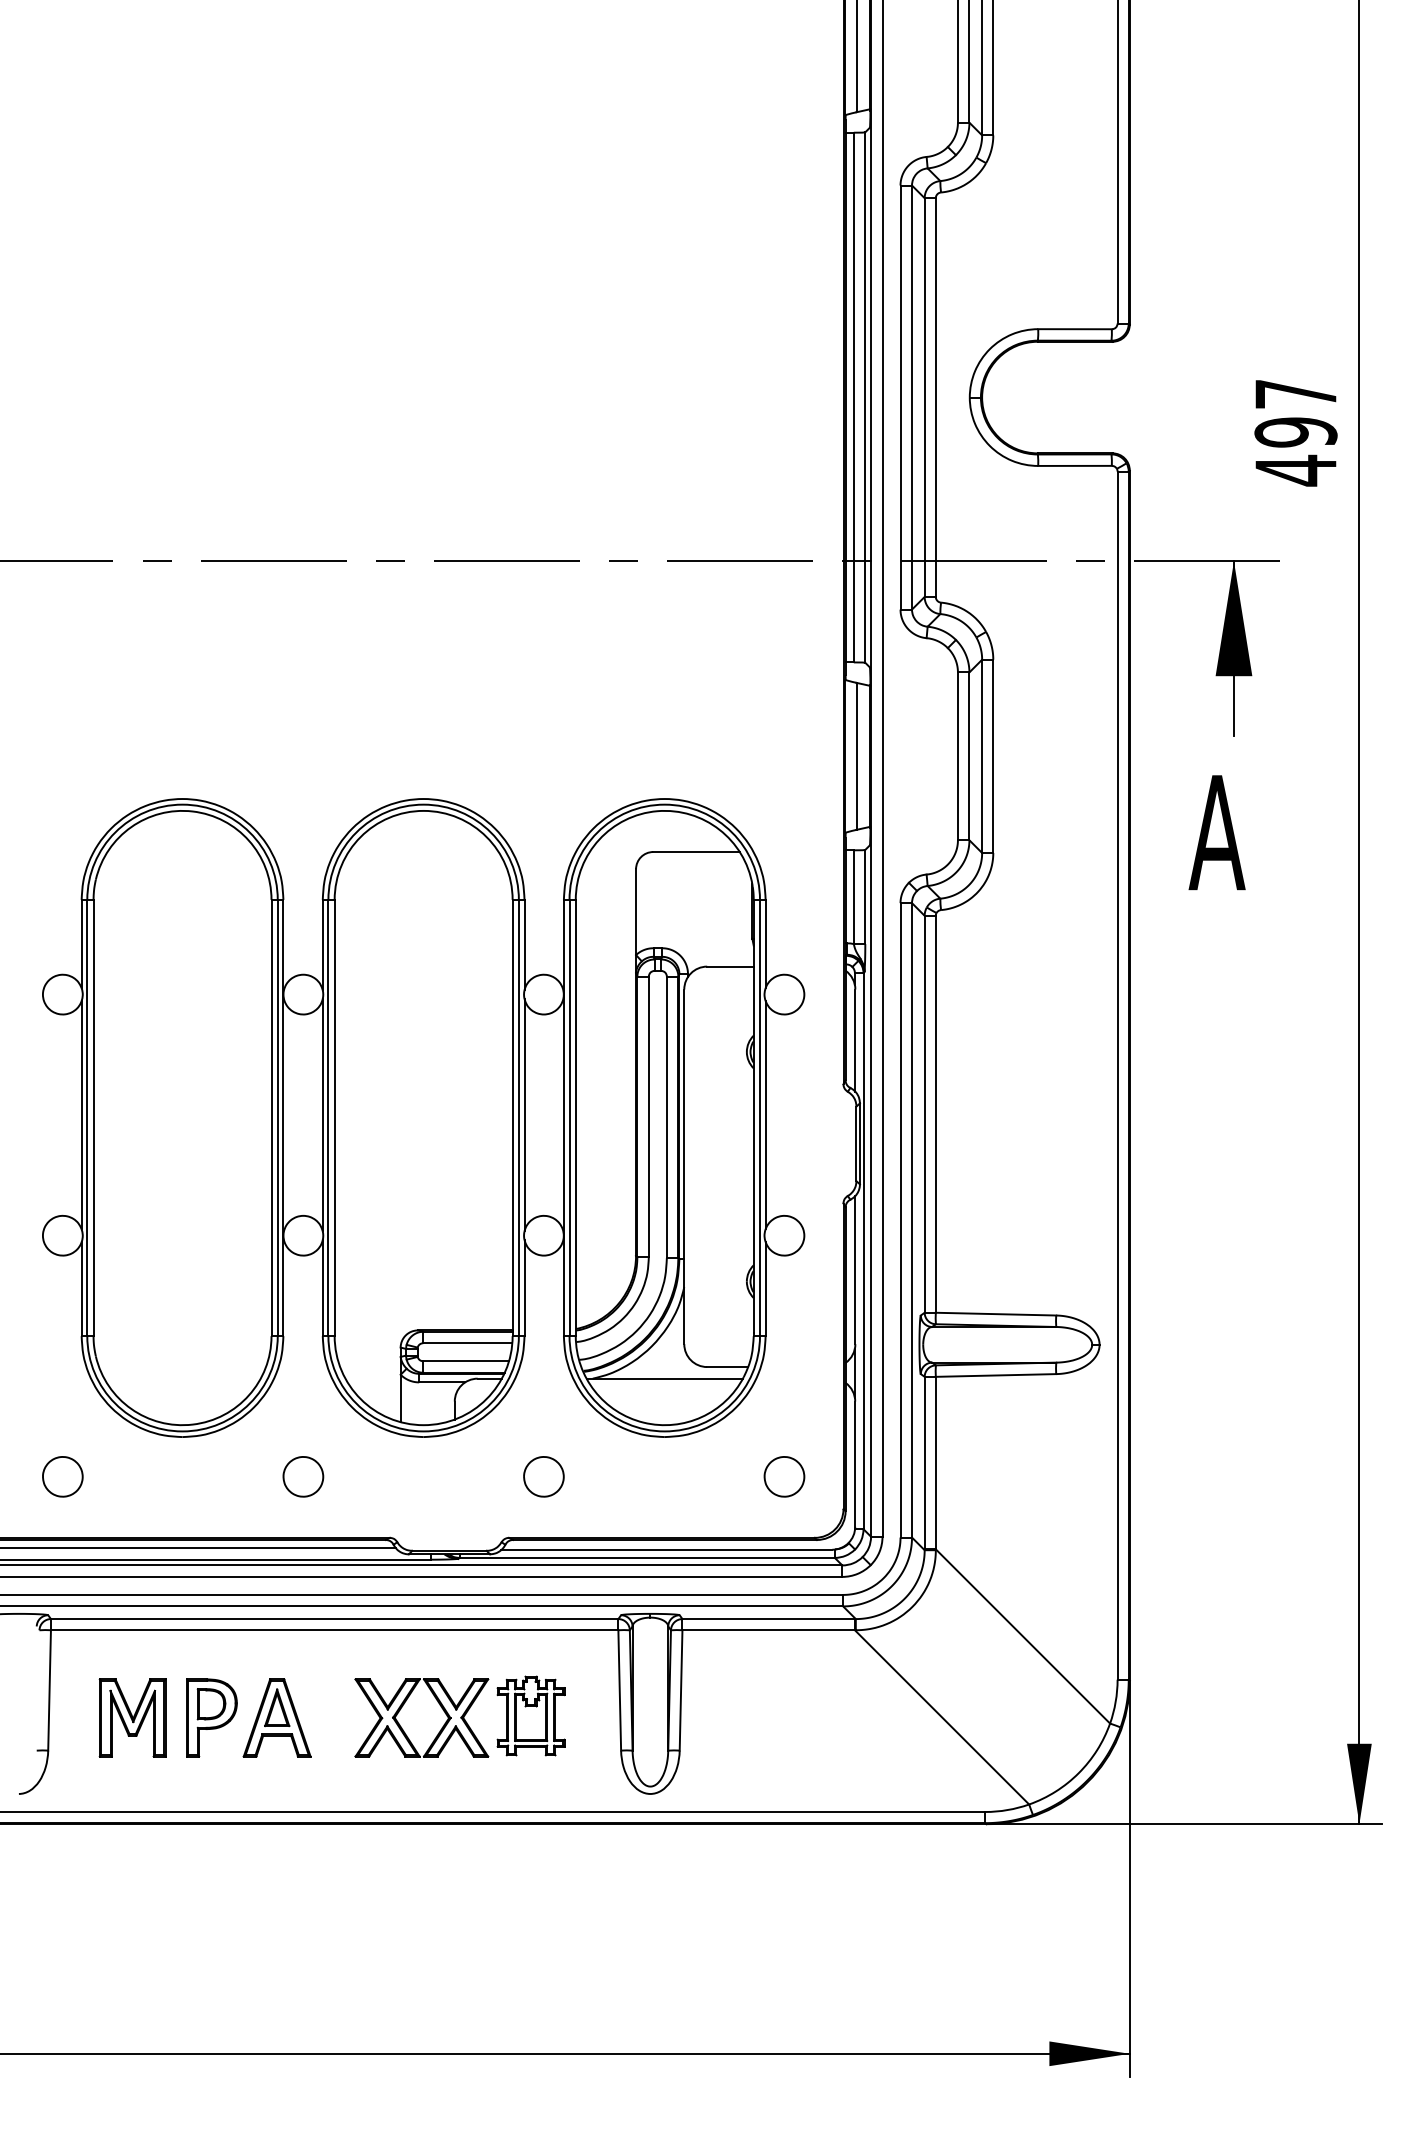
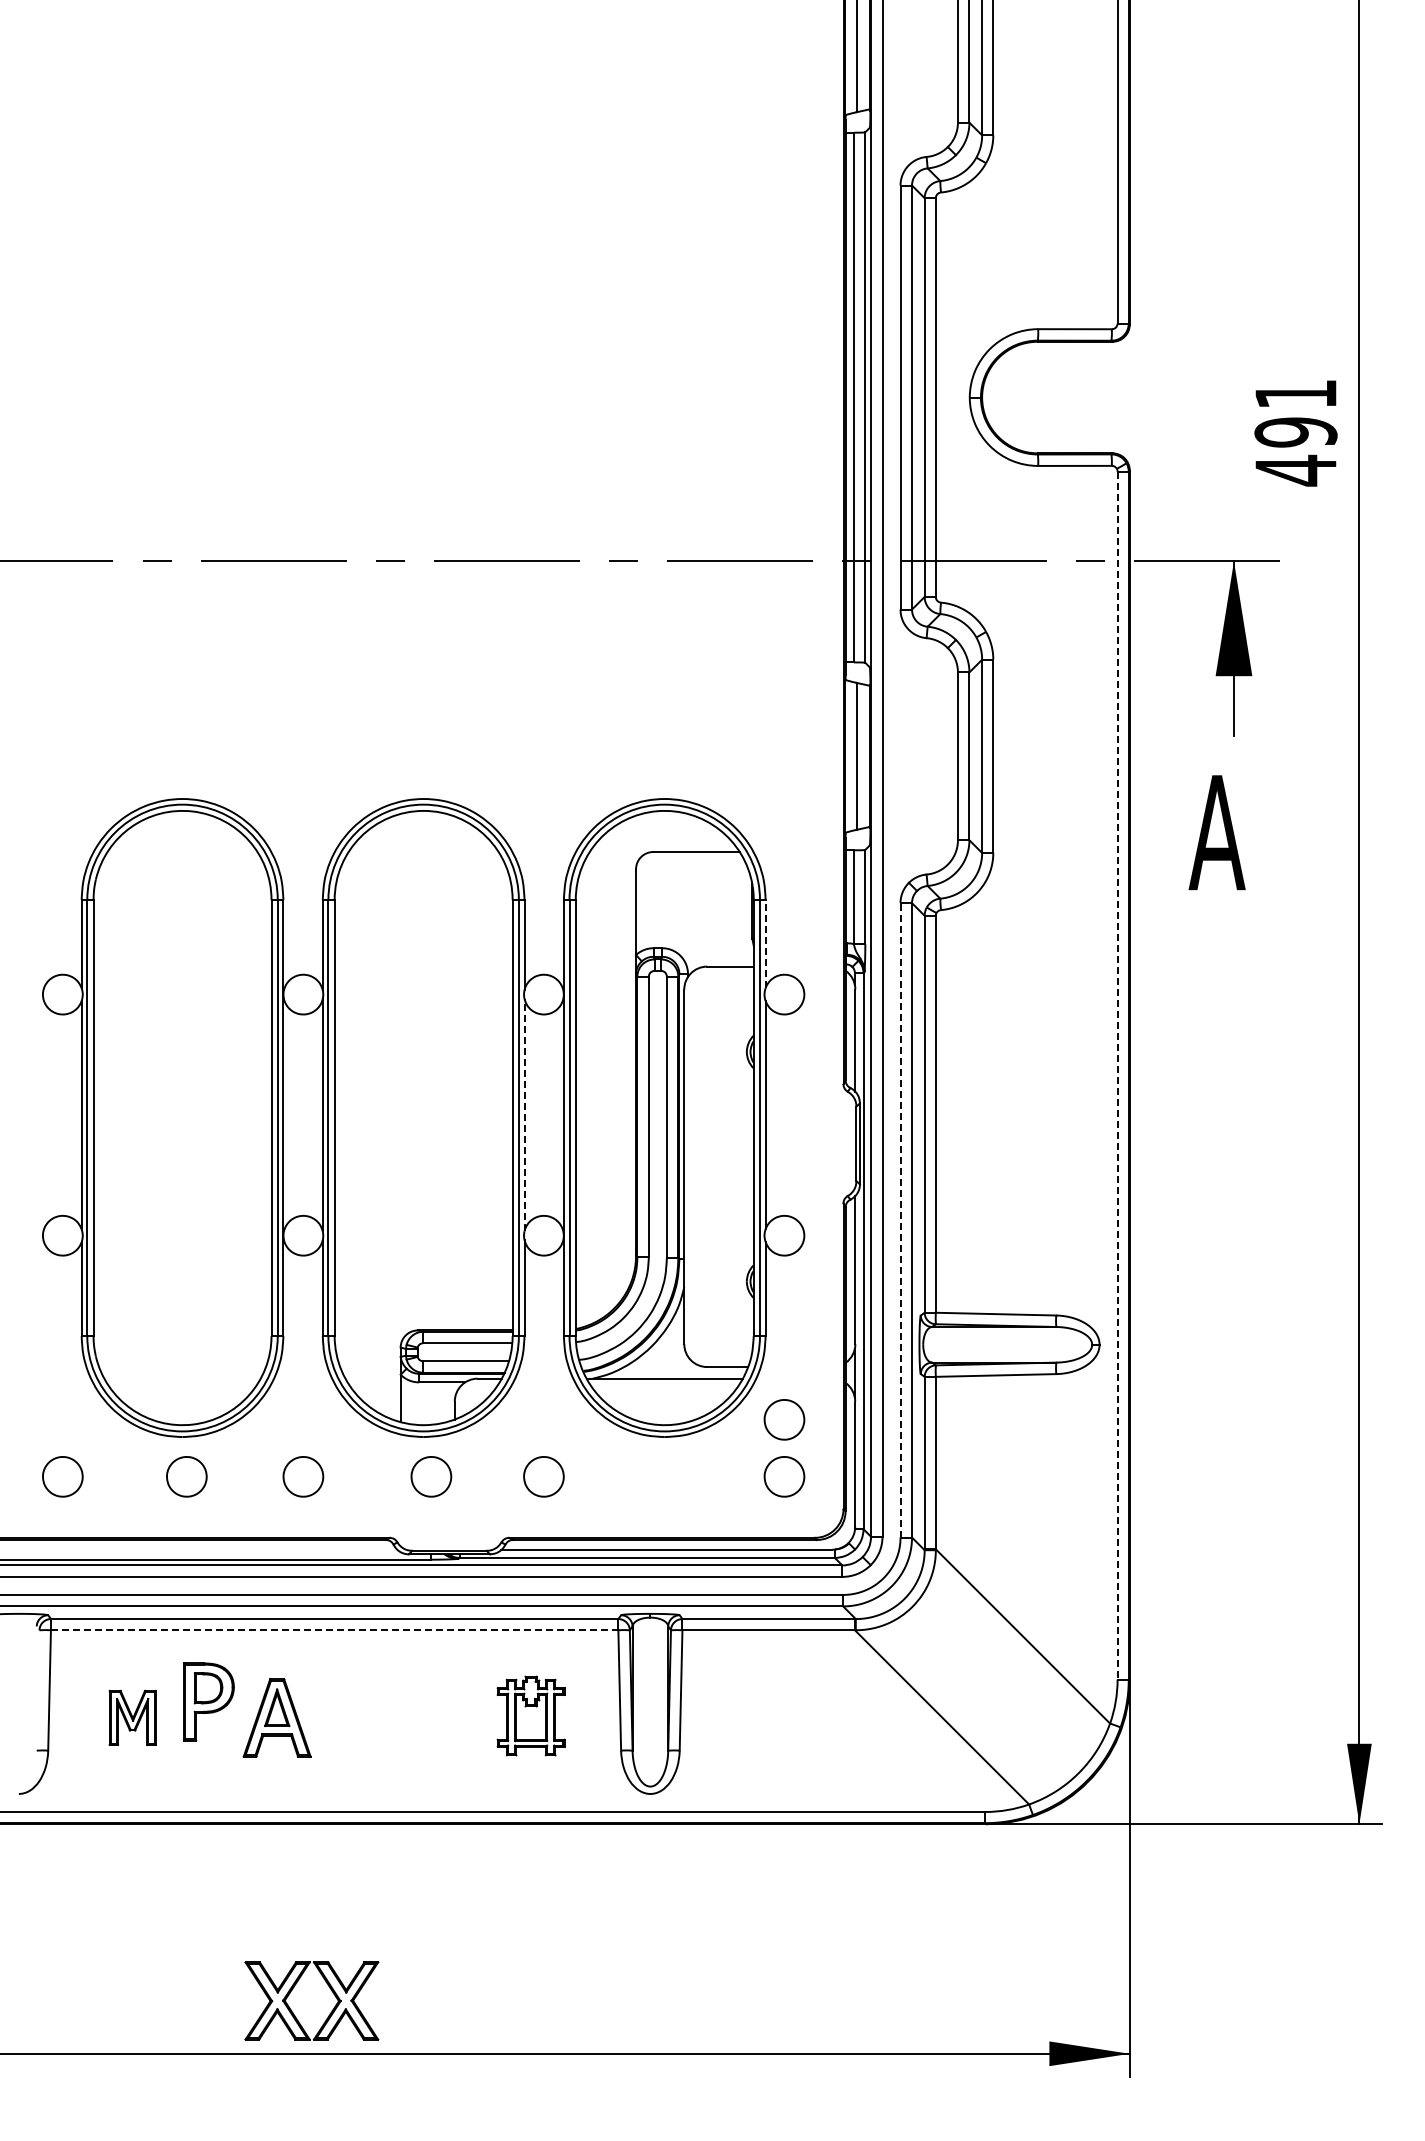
text: 497 -> 491 (1295, 394)
line: solid -> dashed (765, 943)
line: solid -> dashed (1117, 1076)
line: solid -> dashed (524, 1114)
line: solid -> dashed (900, 1219)
part: none -> present (784, 1419)
part: none -> present (186, 1476)
part: none -> present (431, 1476)
line: present -> none (199, 1548)
line: solid -> dashed (334, 1630)
part position: (403, 1706) -> (293, 1989) (293, 1989)
part size: 69x80 px -> 49x57 px (132, 1717)
part position: (211, 1717) -> (208, 1701) (208, 1701)
